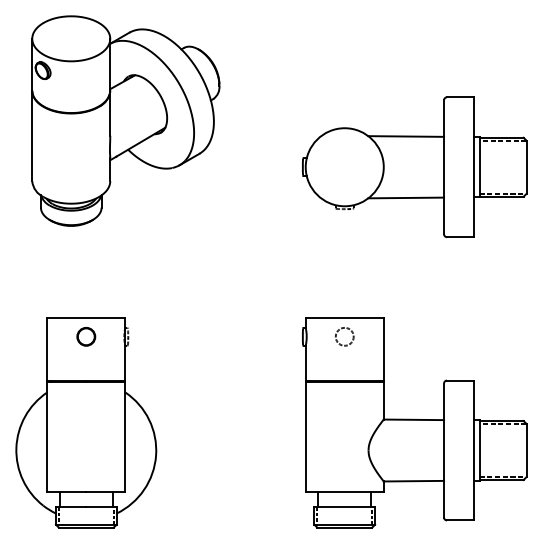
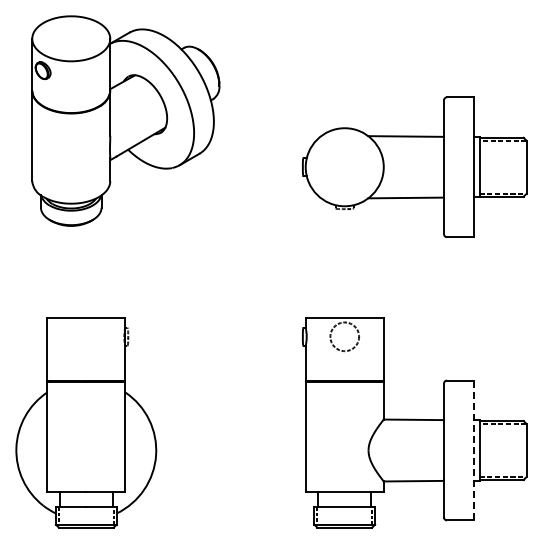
part: present -> none (86, 336)
circle diameter: 18 px -> 29 px (344, 336)
line: solid -> dashed (473, 450)
